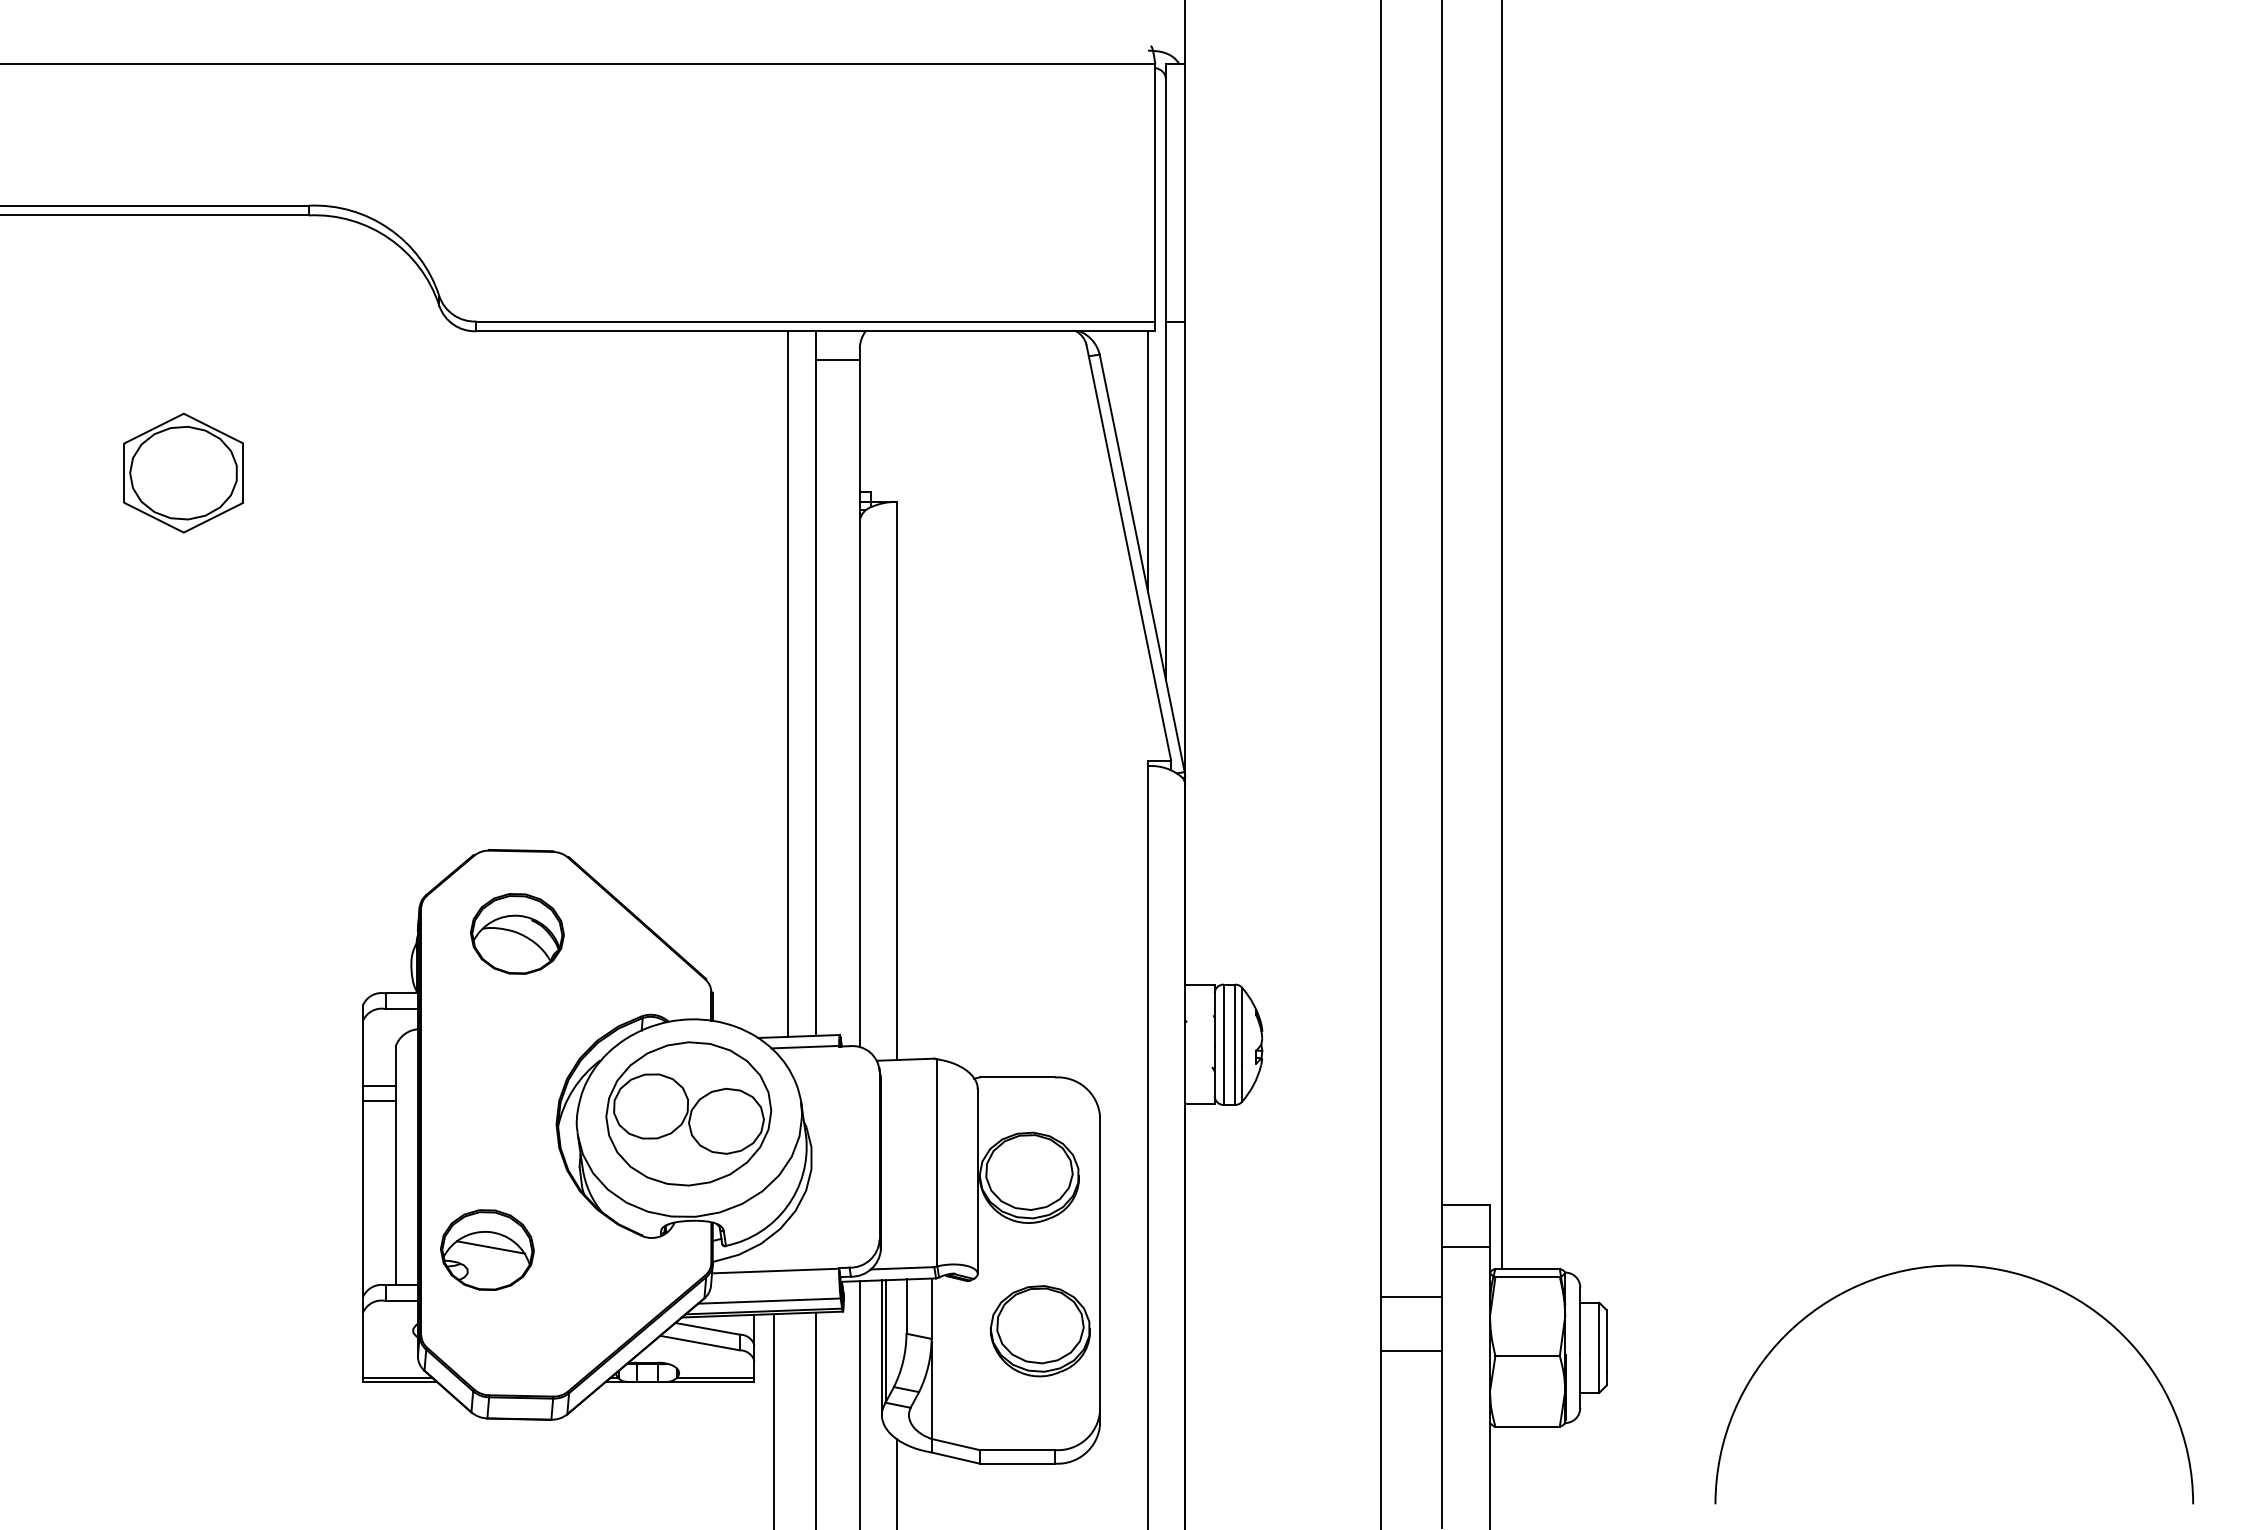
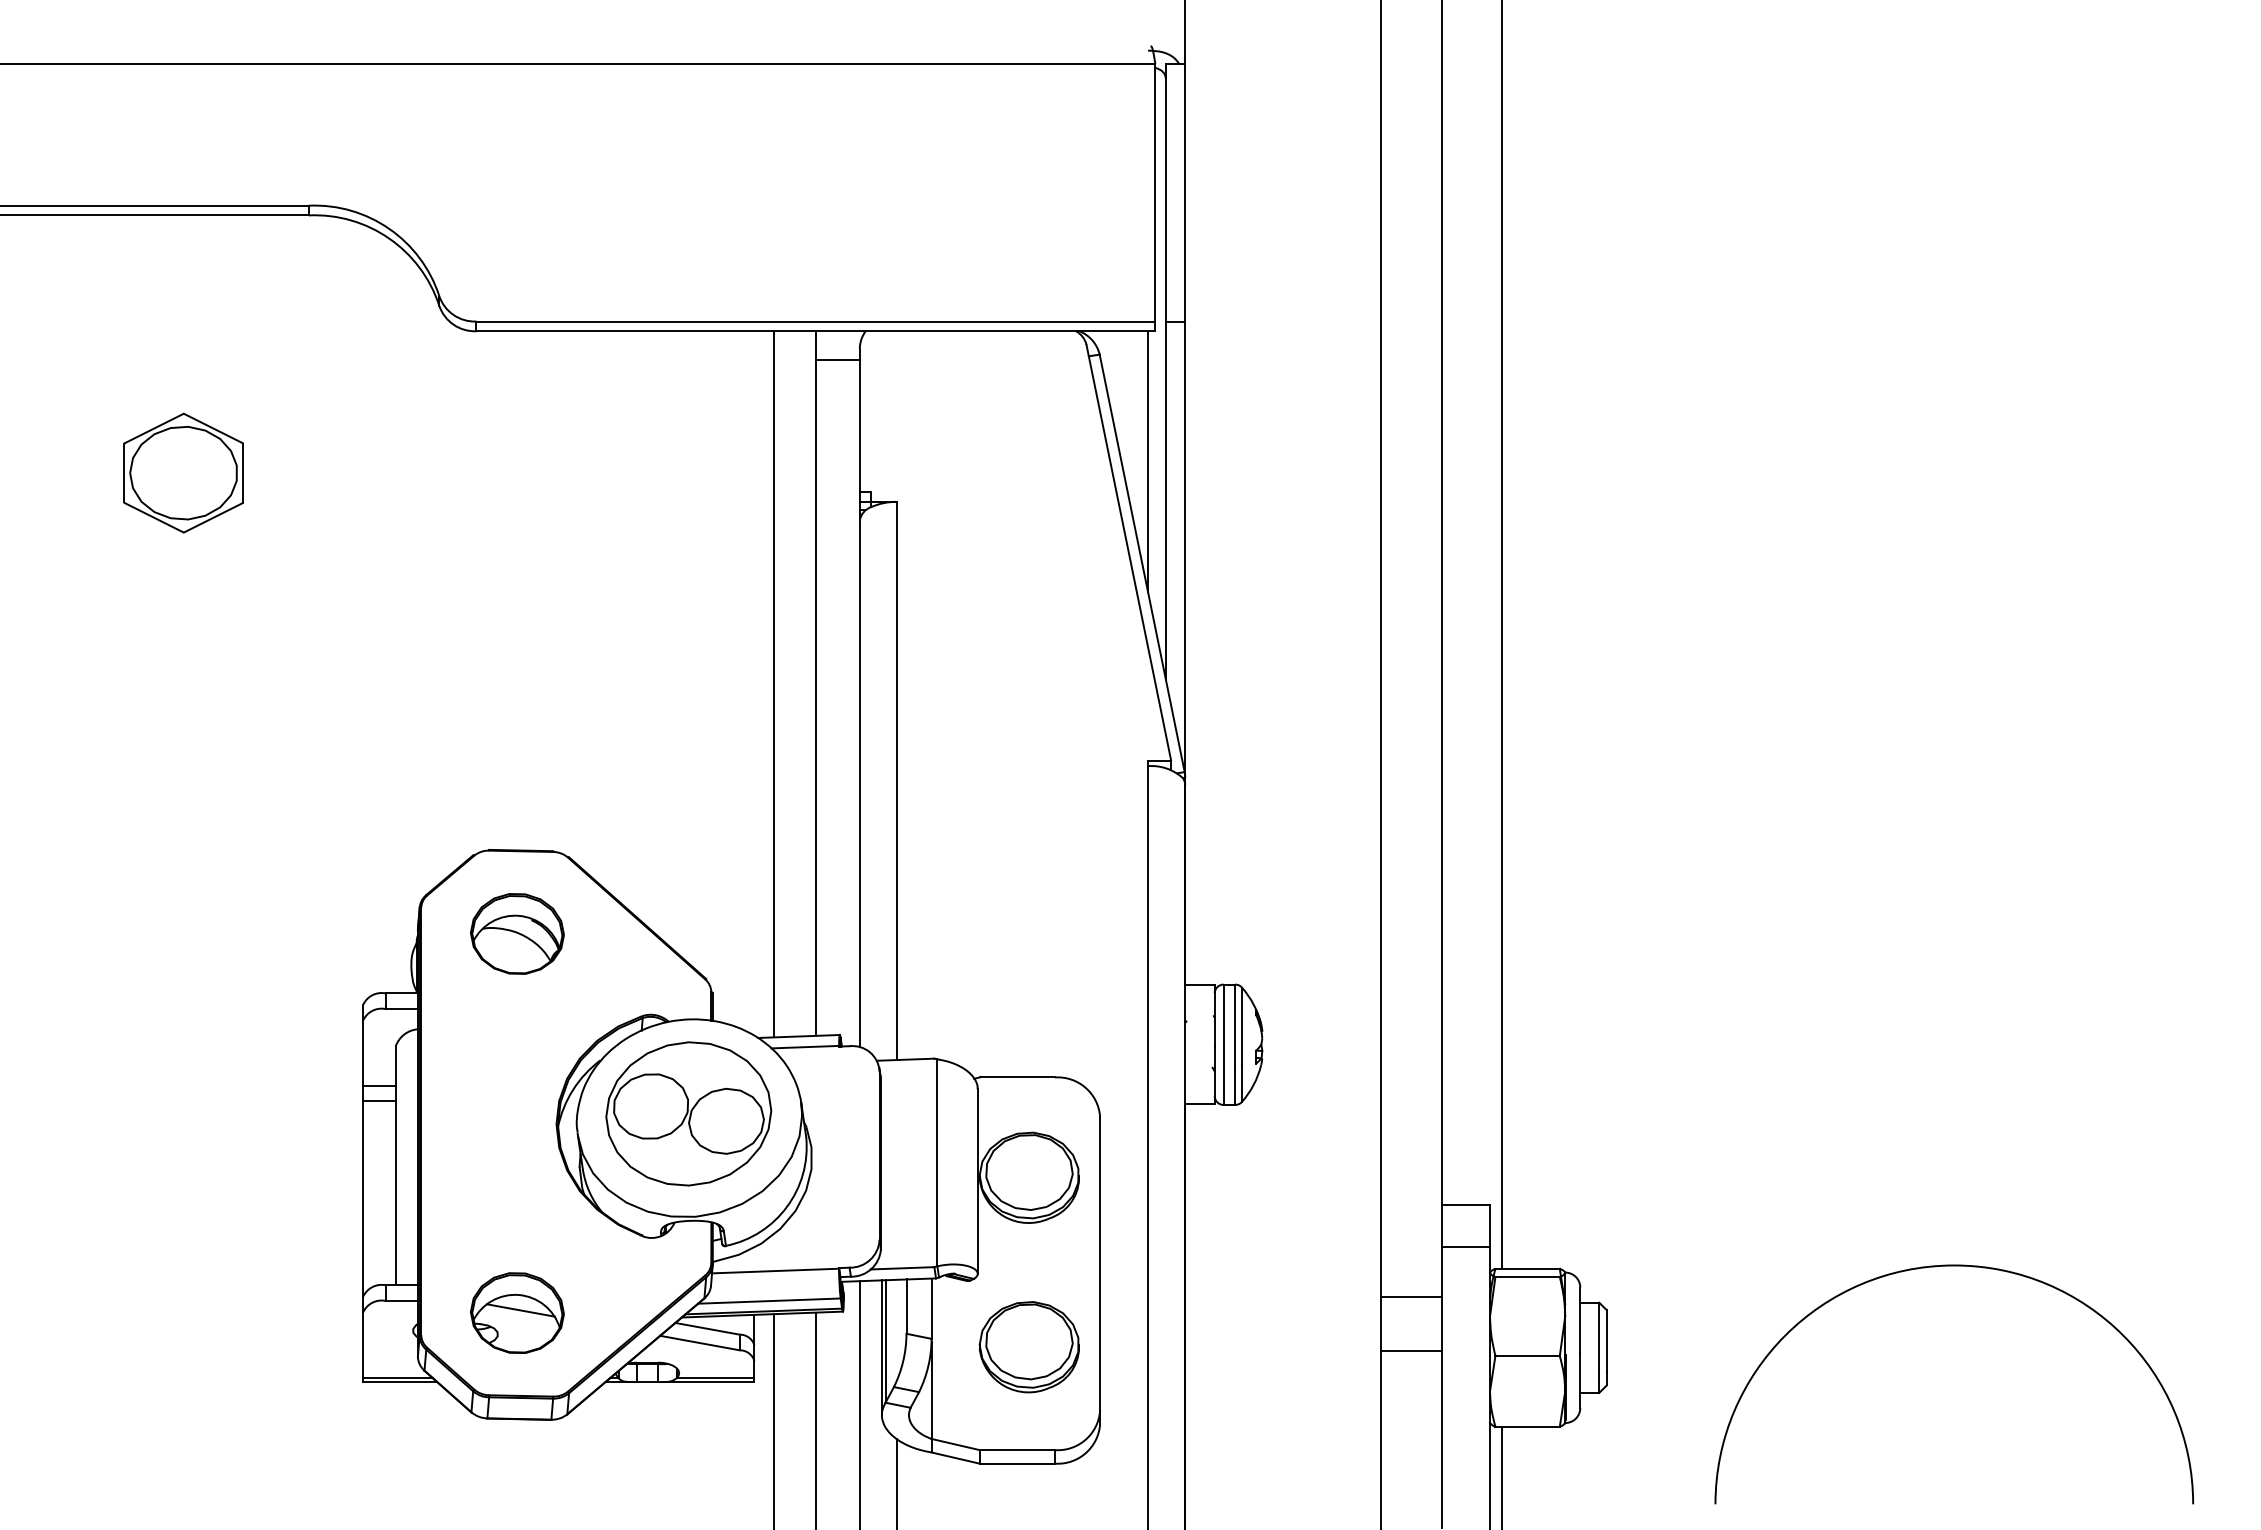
line position: (787, 684) -> (773, 684) (773, 684)
part position: (487, 1249) -> (517, 1312) (517, 1312)
part position: (1039, 1331) -> (1028, 1347) (1028, 1347)
line: none -> present (1501, 1476)
